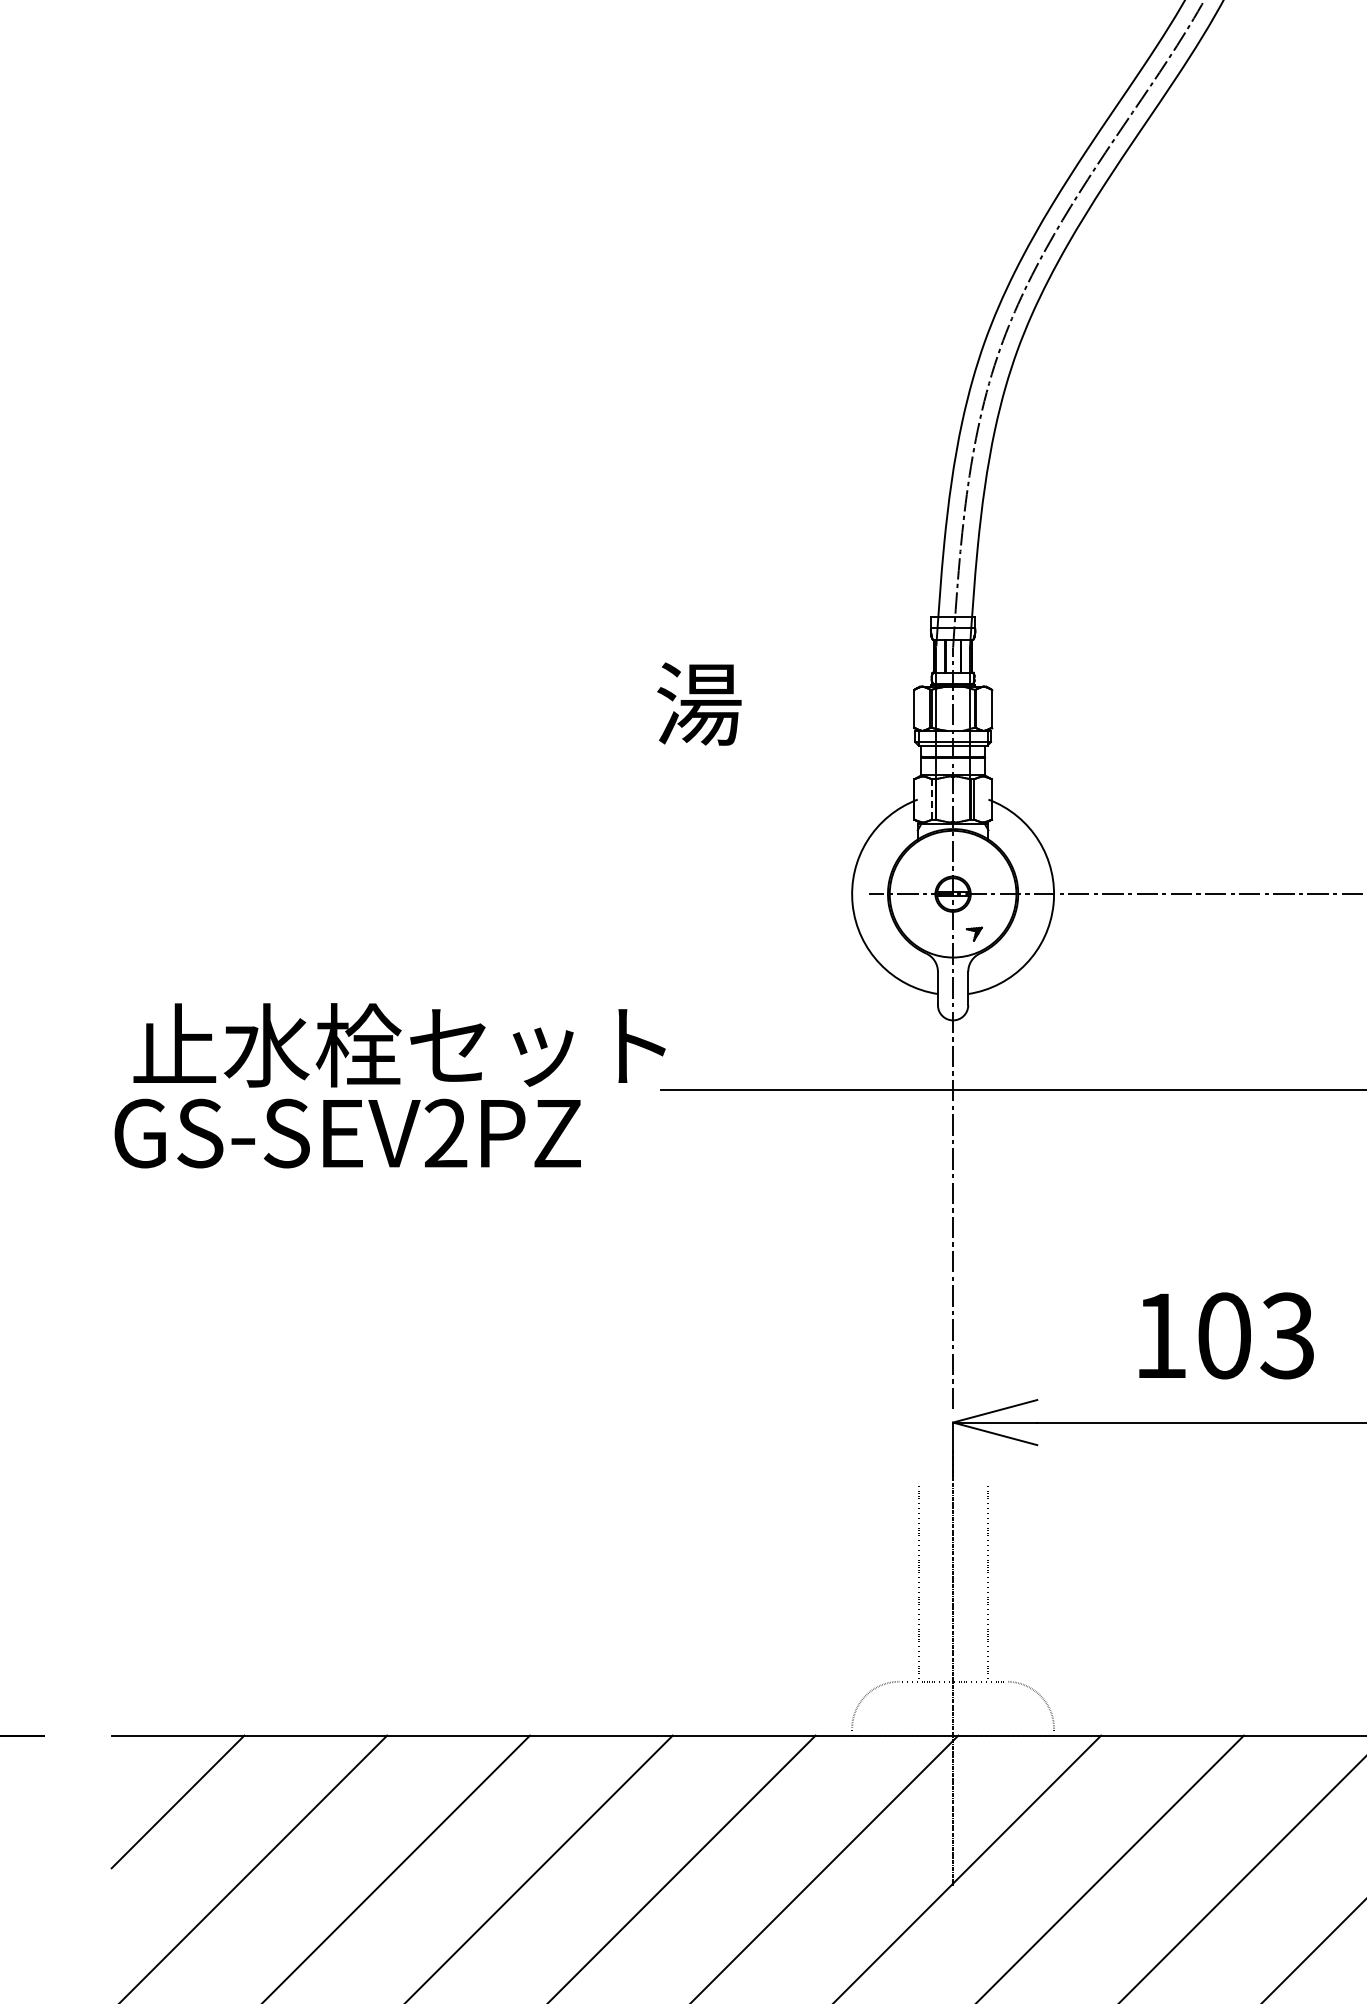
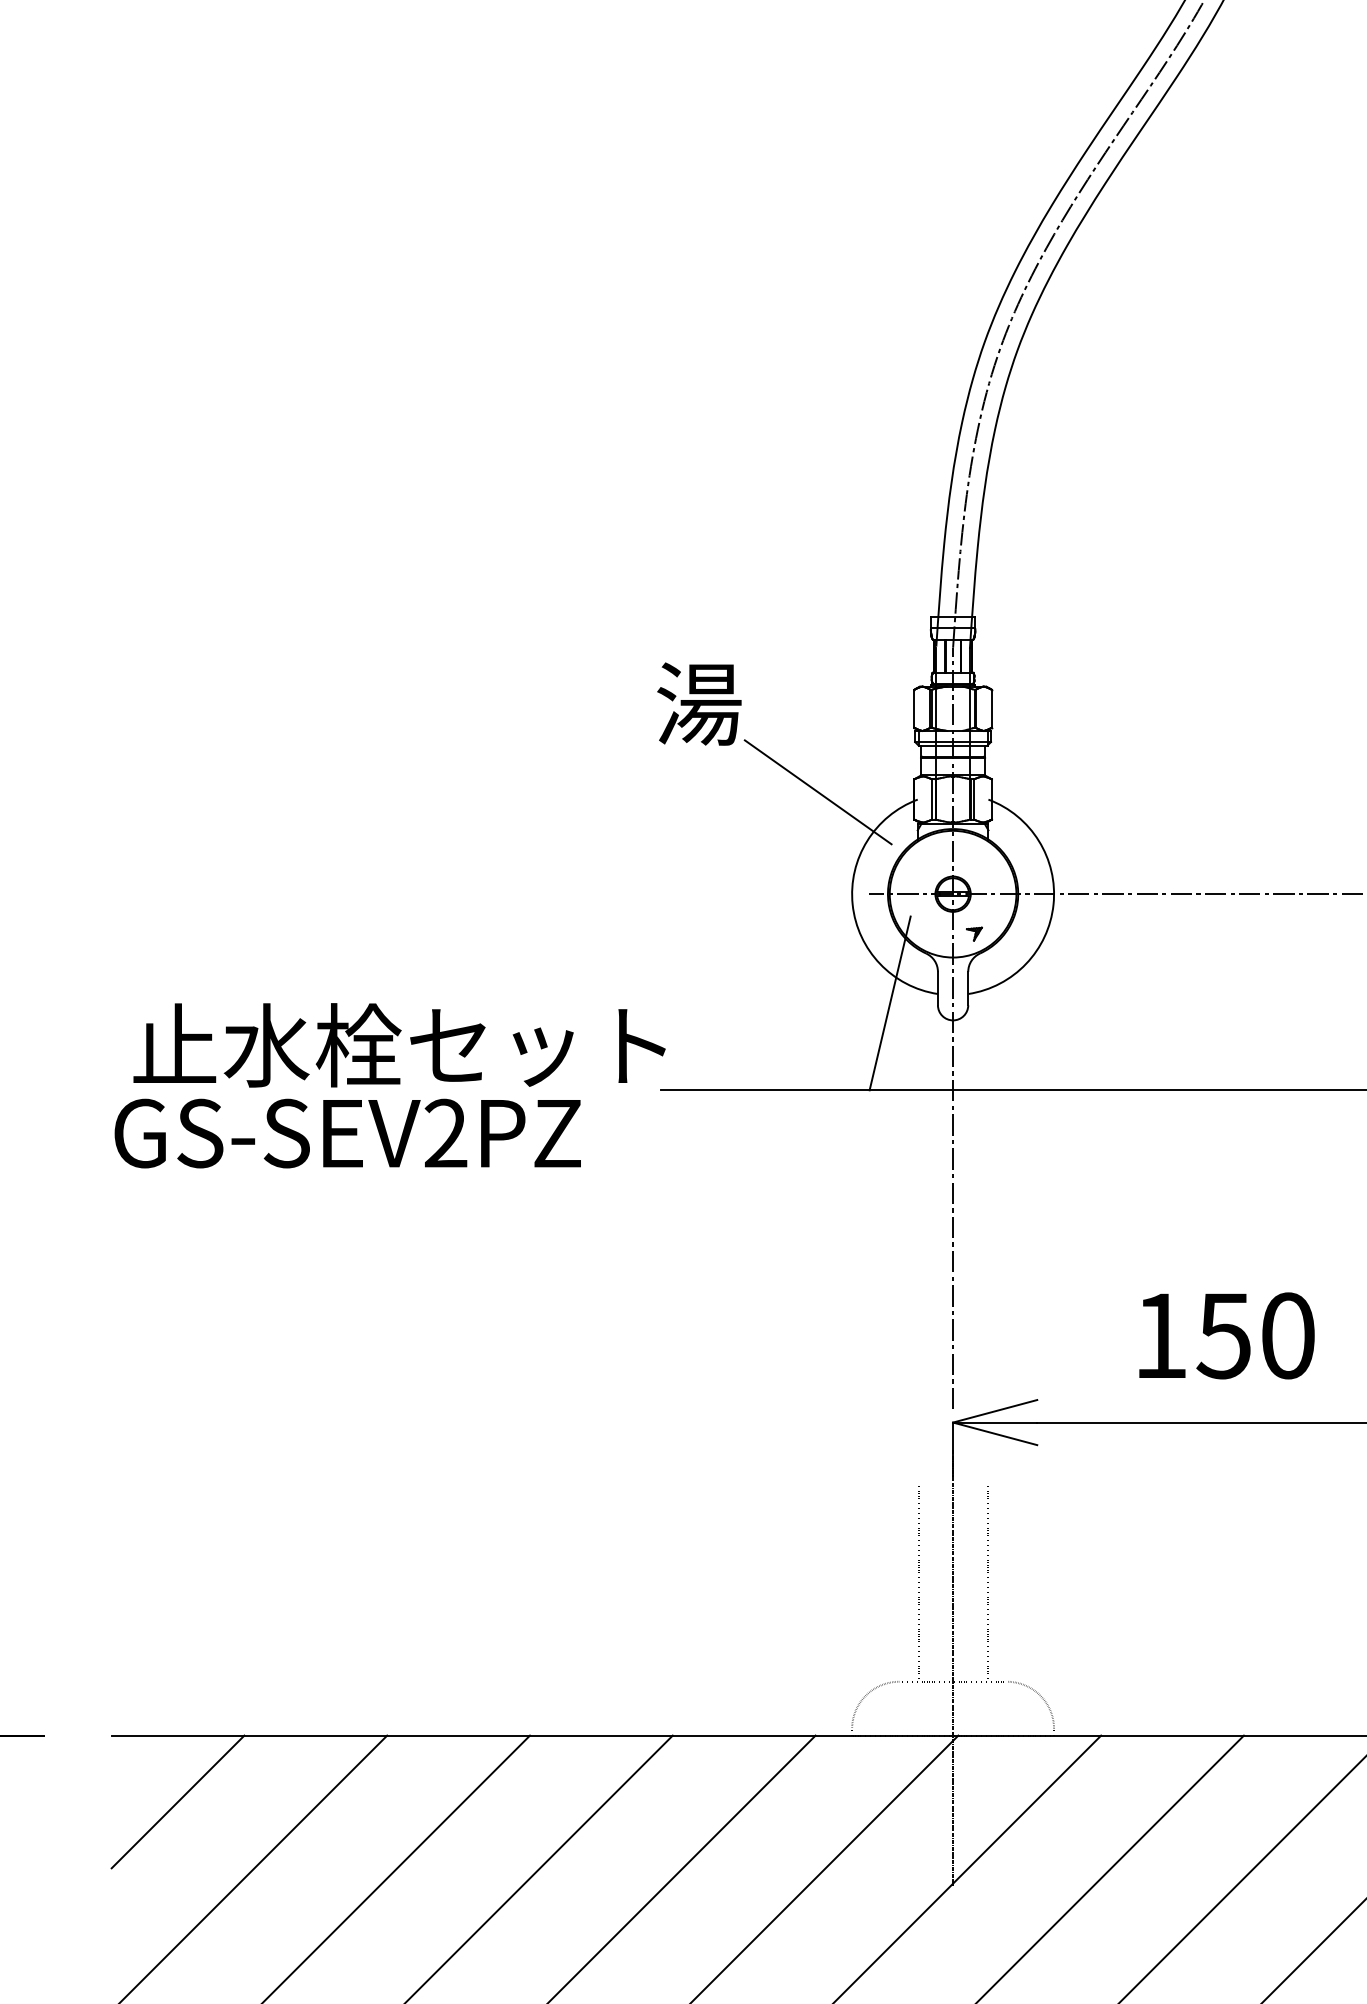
line: none -> present (817, 792)
line: dashed -> solid (931, 799)
line: none -> present (889, 1003)
text: 103 -> 150 (1255, 1335)
